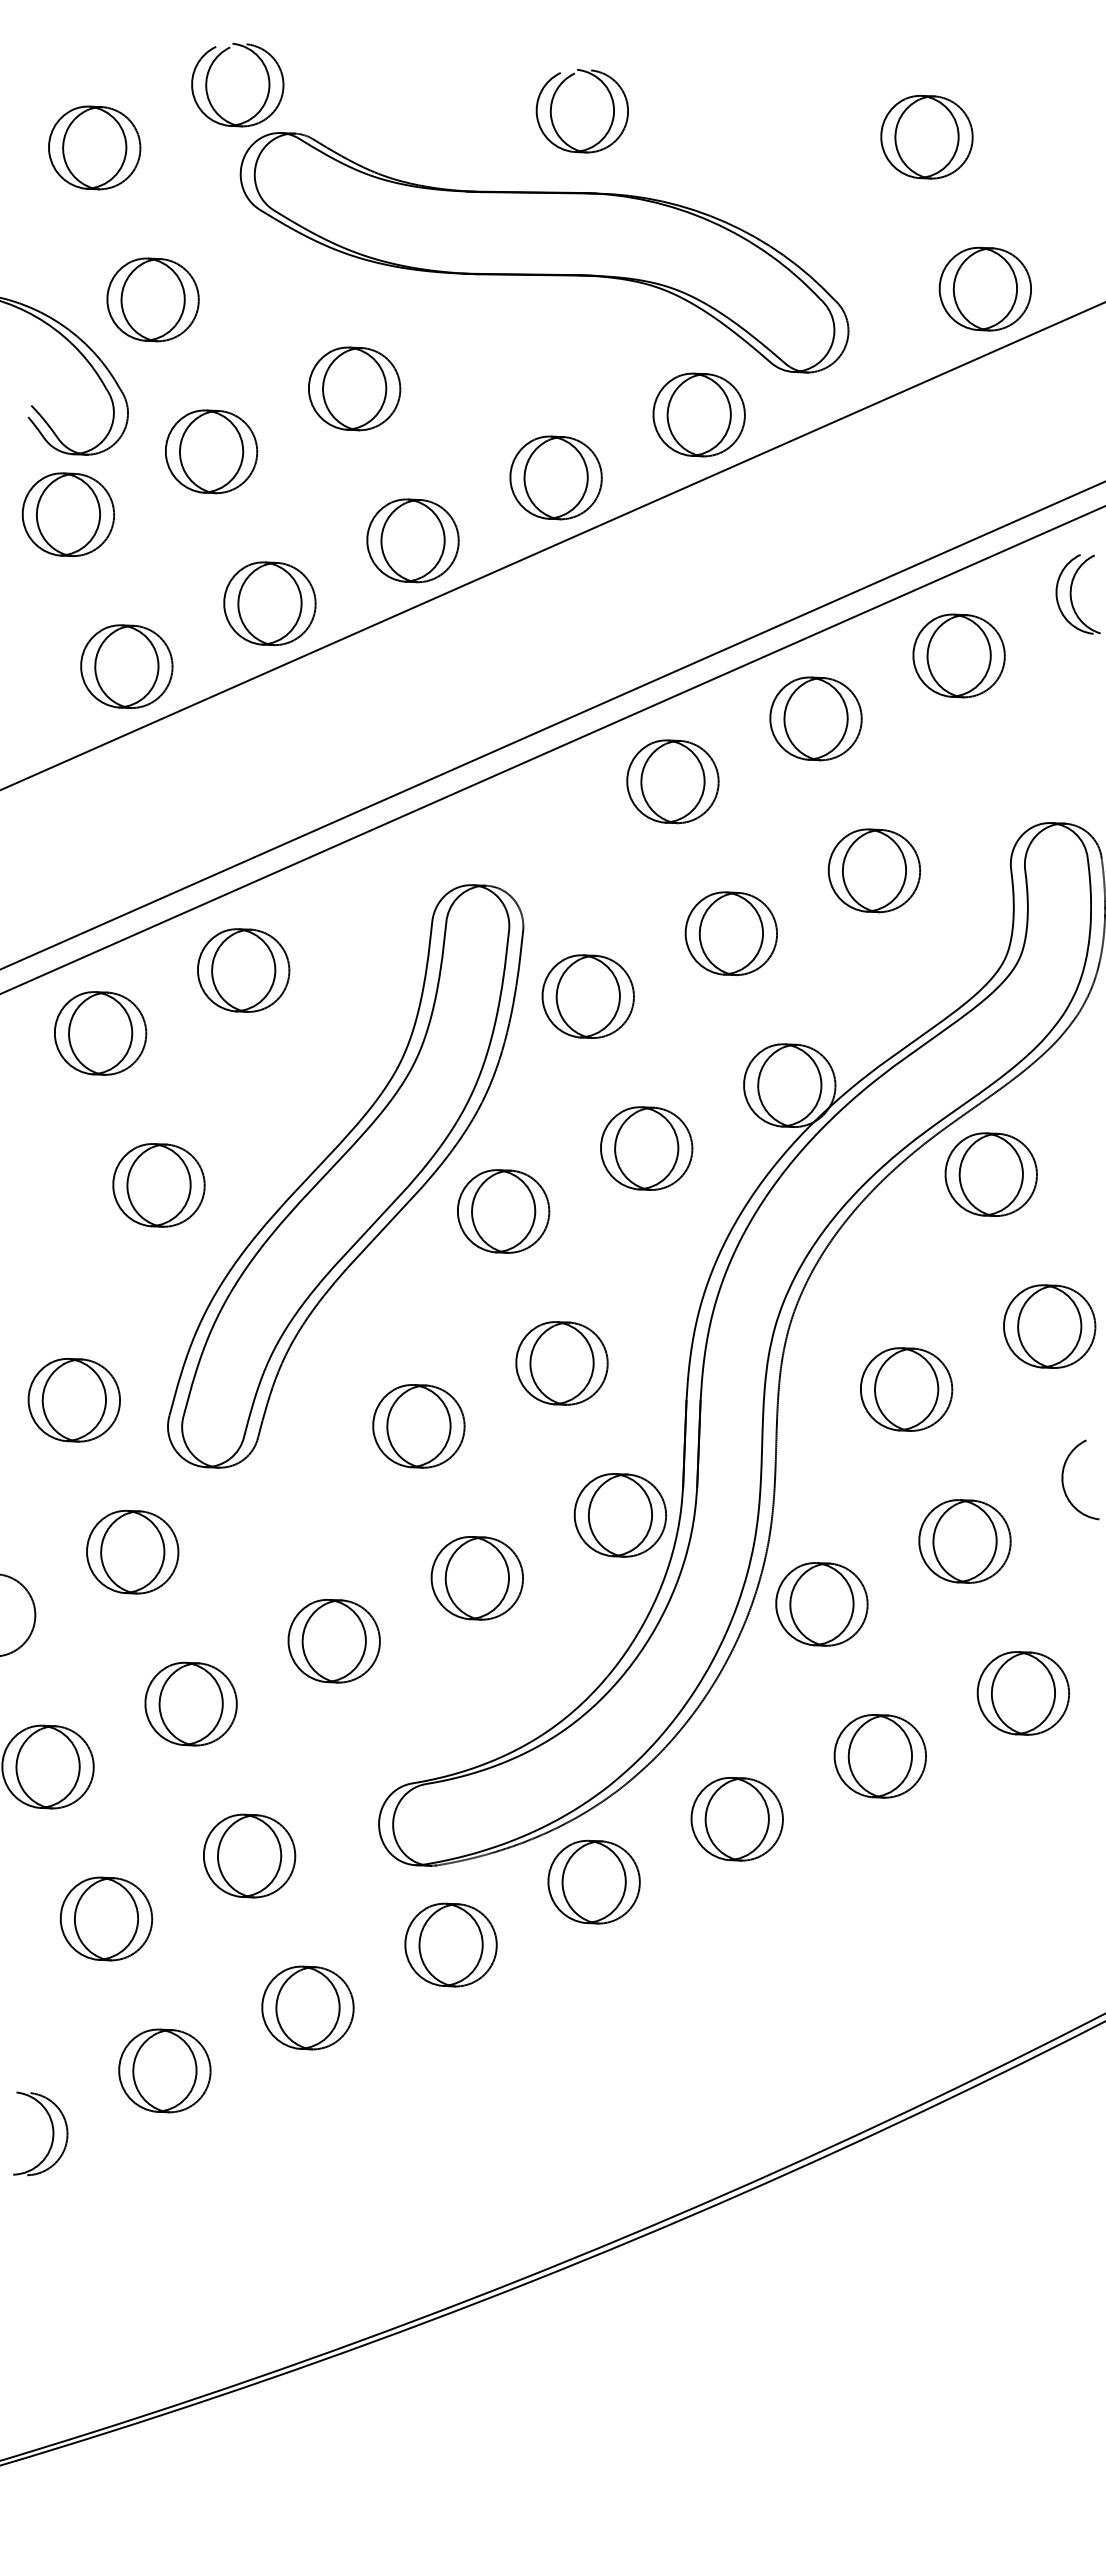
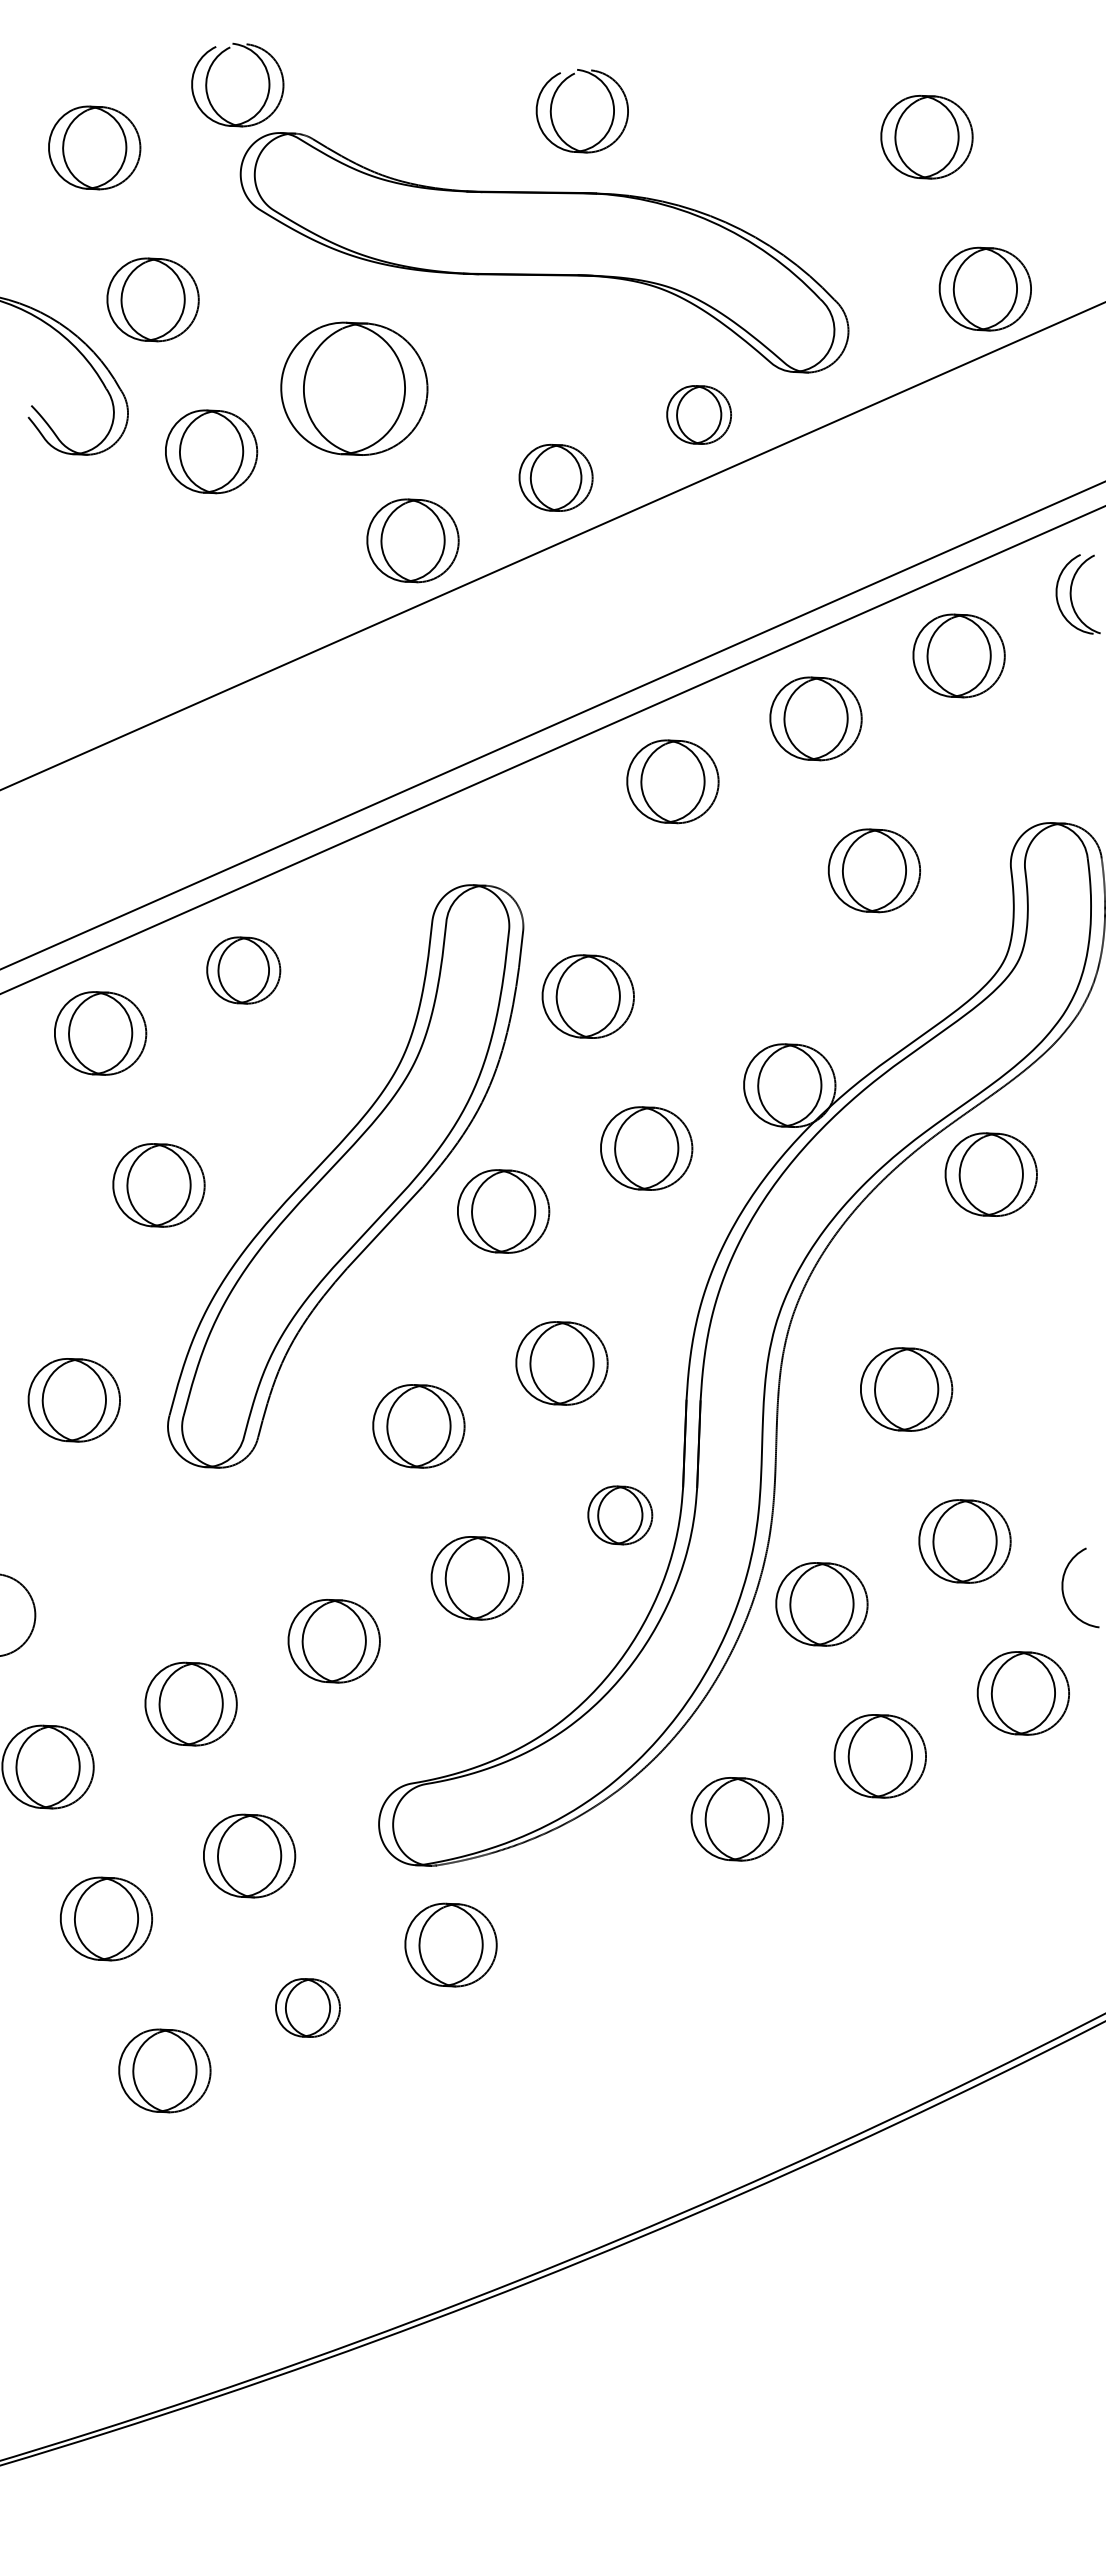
part size: 94x86 px -> 149x135 px (354, 388)
part size: 94x86 px -> 66x60 px (698, 414)
part size: 94x86 px -> 76x68 px (555, 477)
part: present -> none (67, 514)
part: present -> none (269, 603)
part: present -> none (126, 666)
part: present -> none (730, 933)
part size: 94x85 px -> 76x69 px (243, 970)
part: present -> none (1049, 1326)
arc position: (1063, 1479) -> (1063, 1587) (1063, 1587)
part size: 94x85 px -> 67x61 px (620, 1515)
part: present -> none (132, 1551)
part: present -> none (593, 1881)
part size: 94x86 px -> 66x60 px (307, 2007)
part: present -> none (52, 2133)
